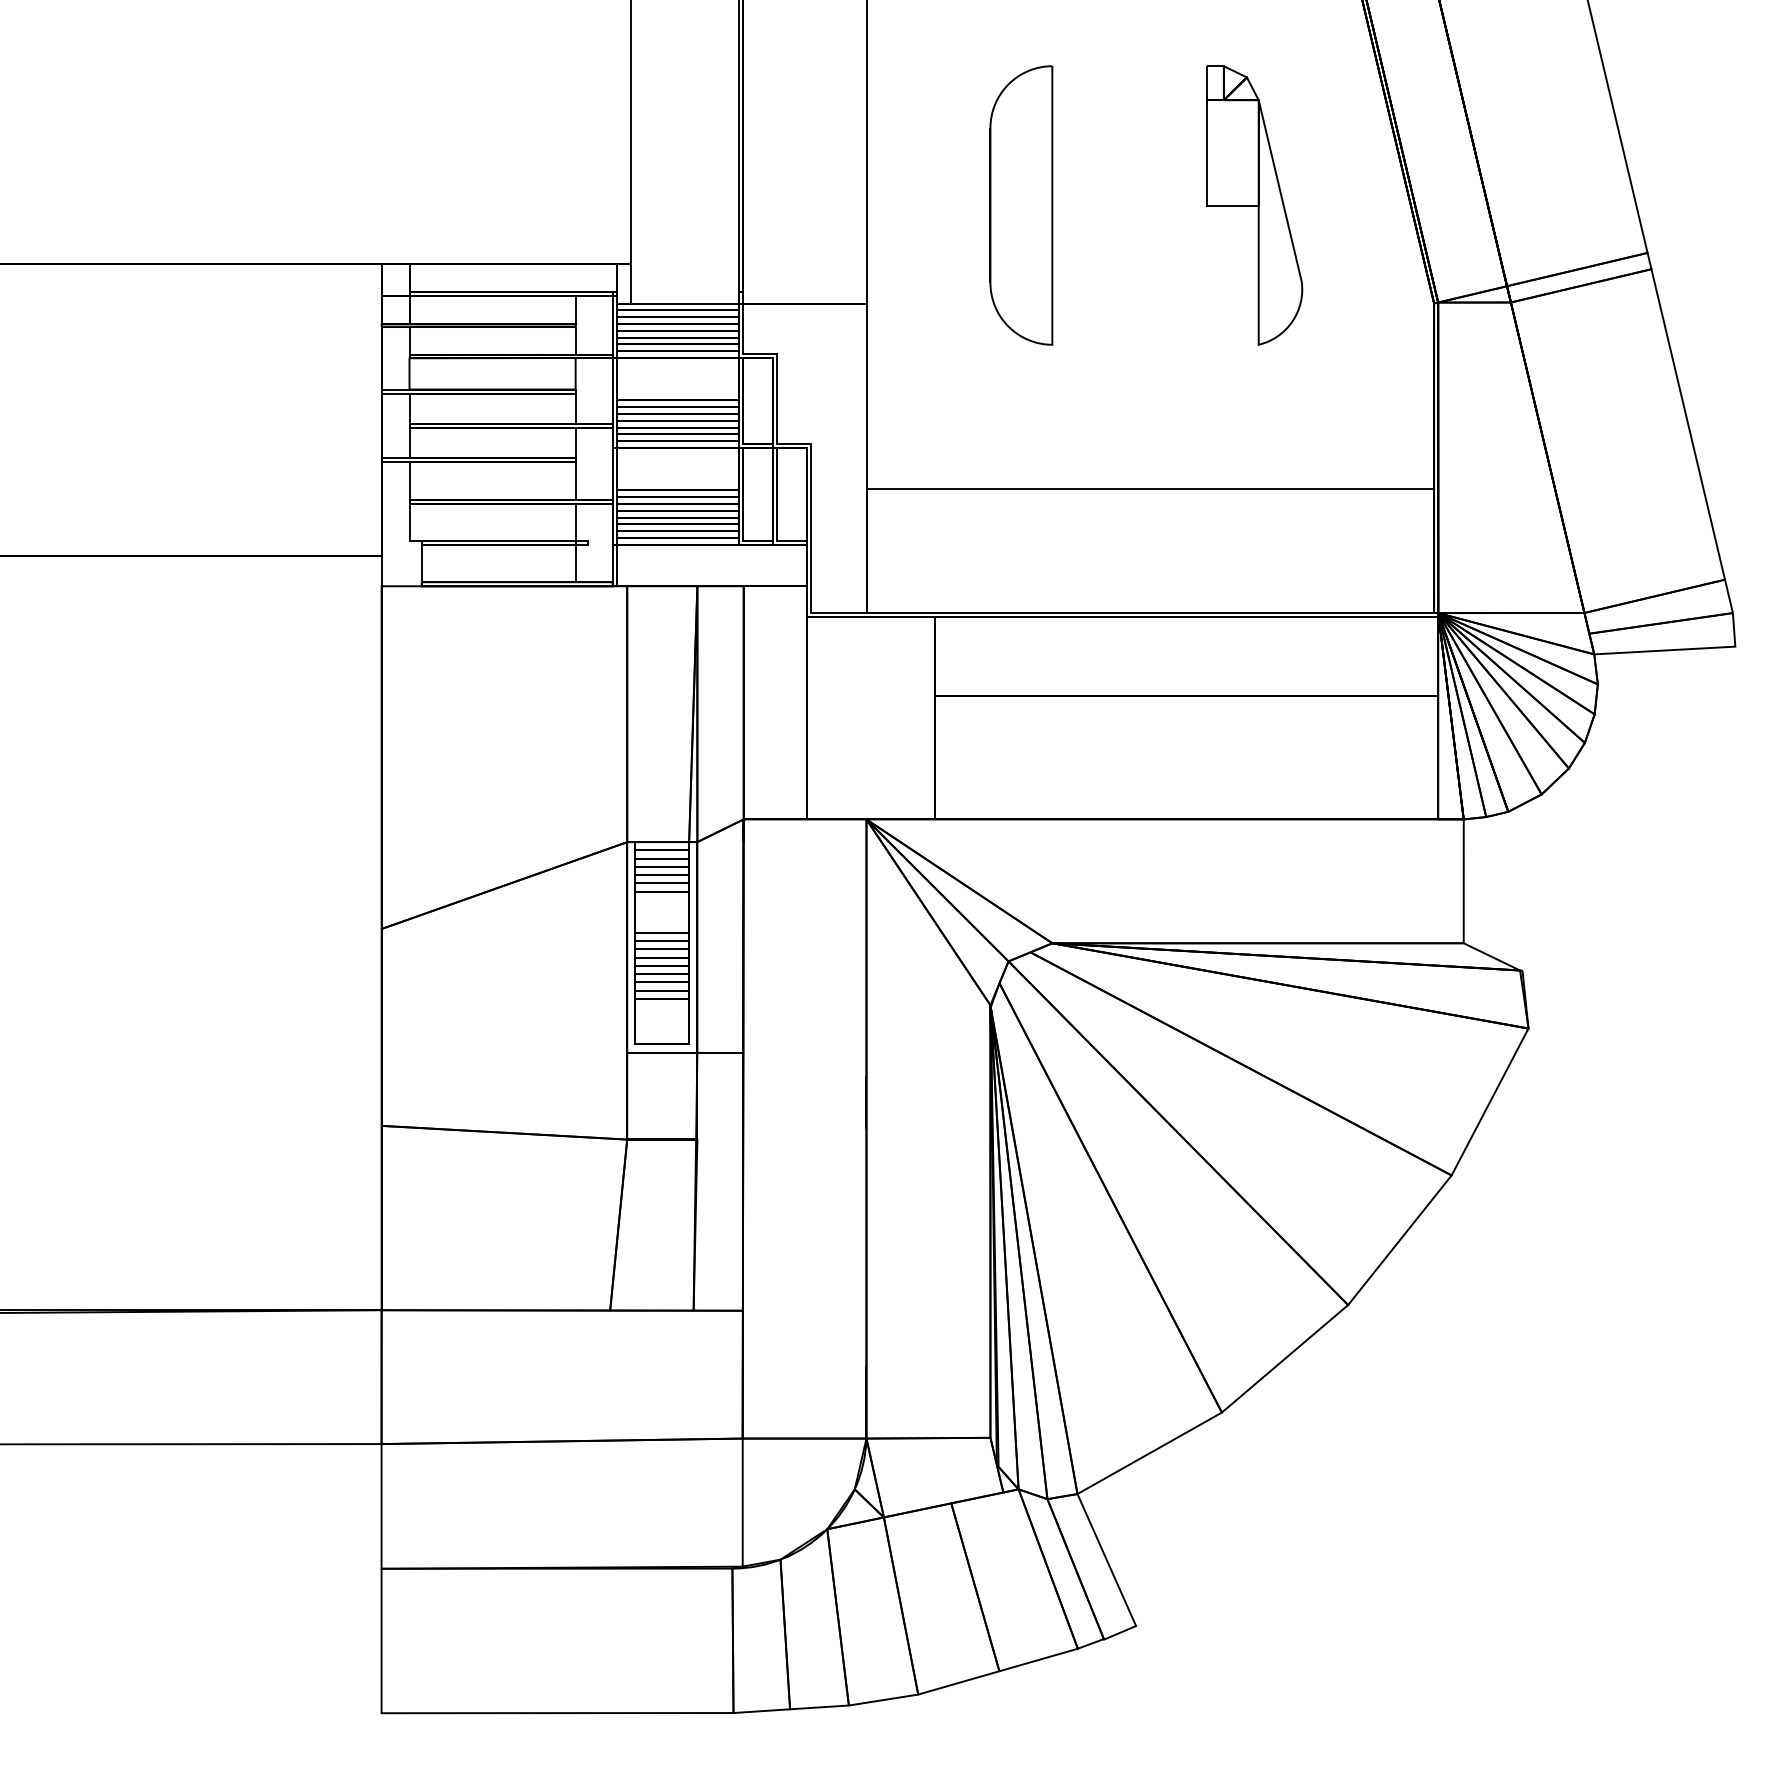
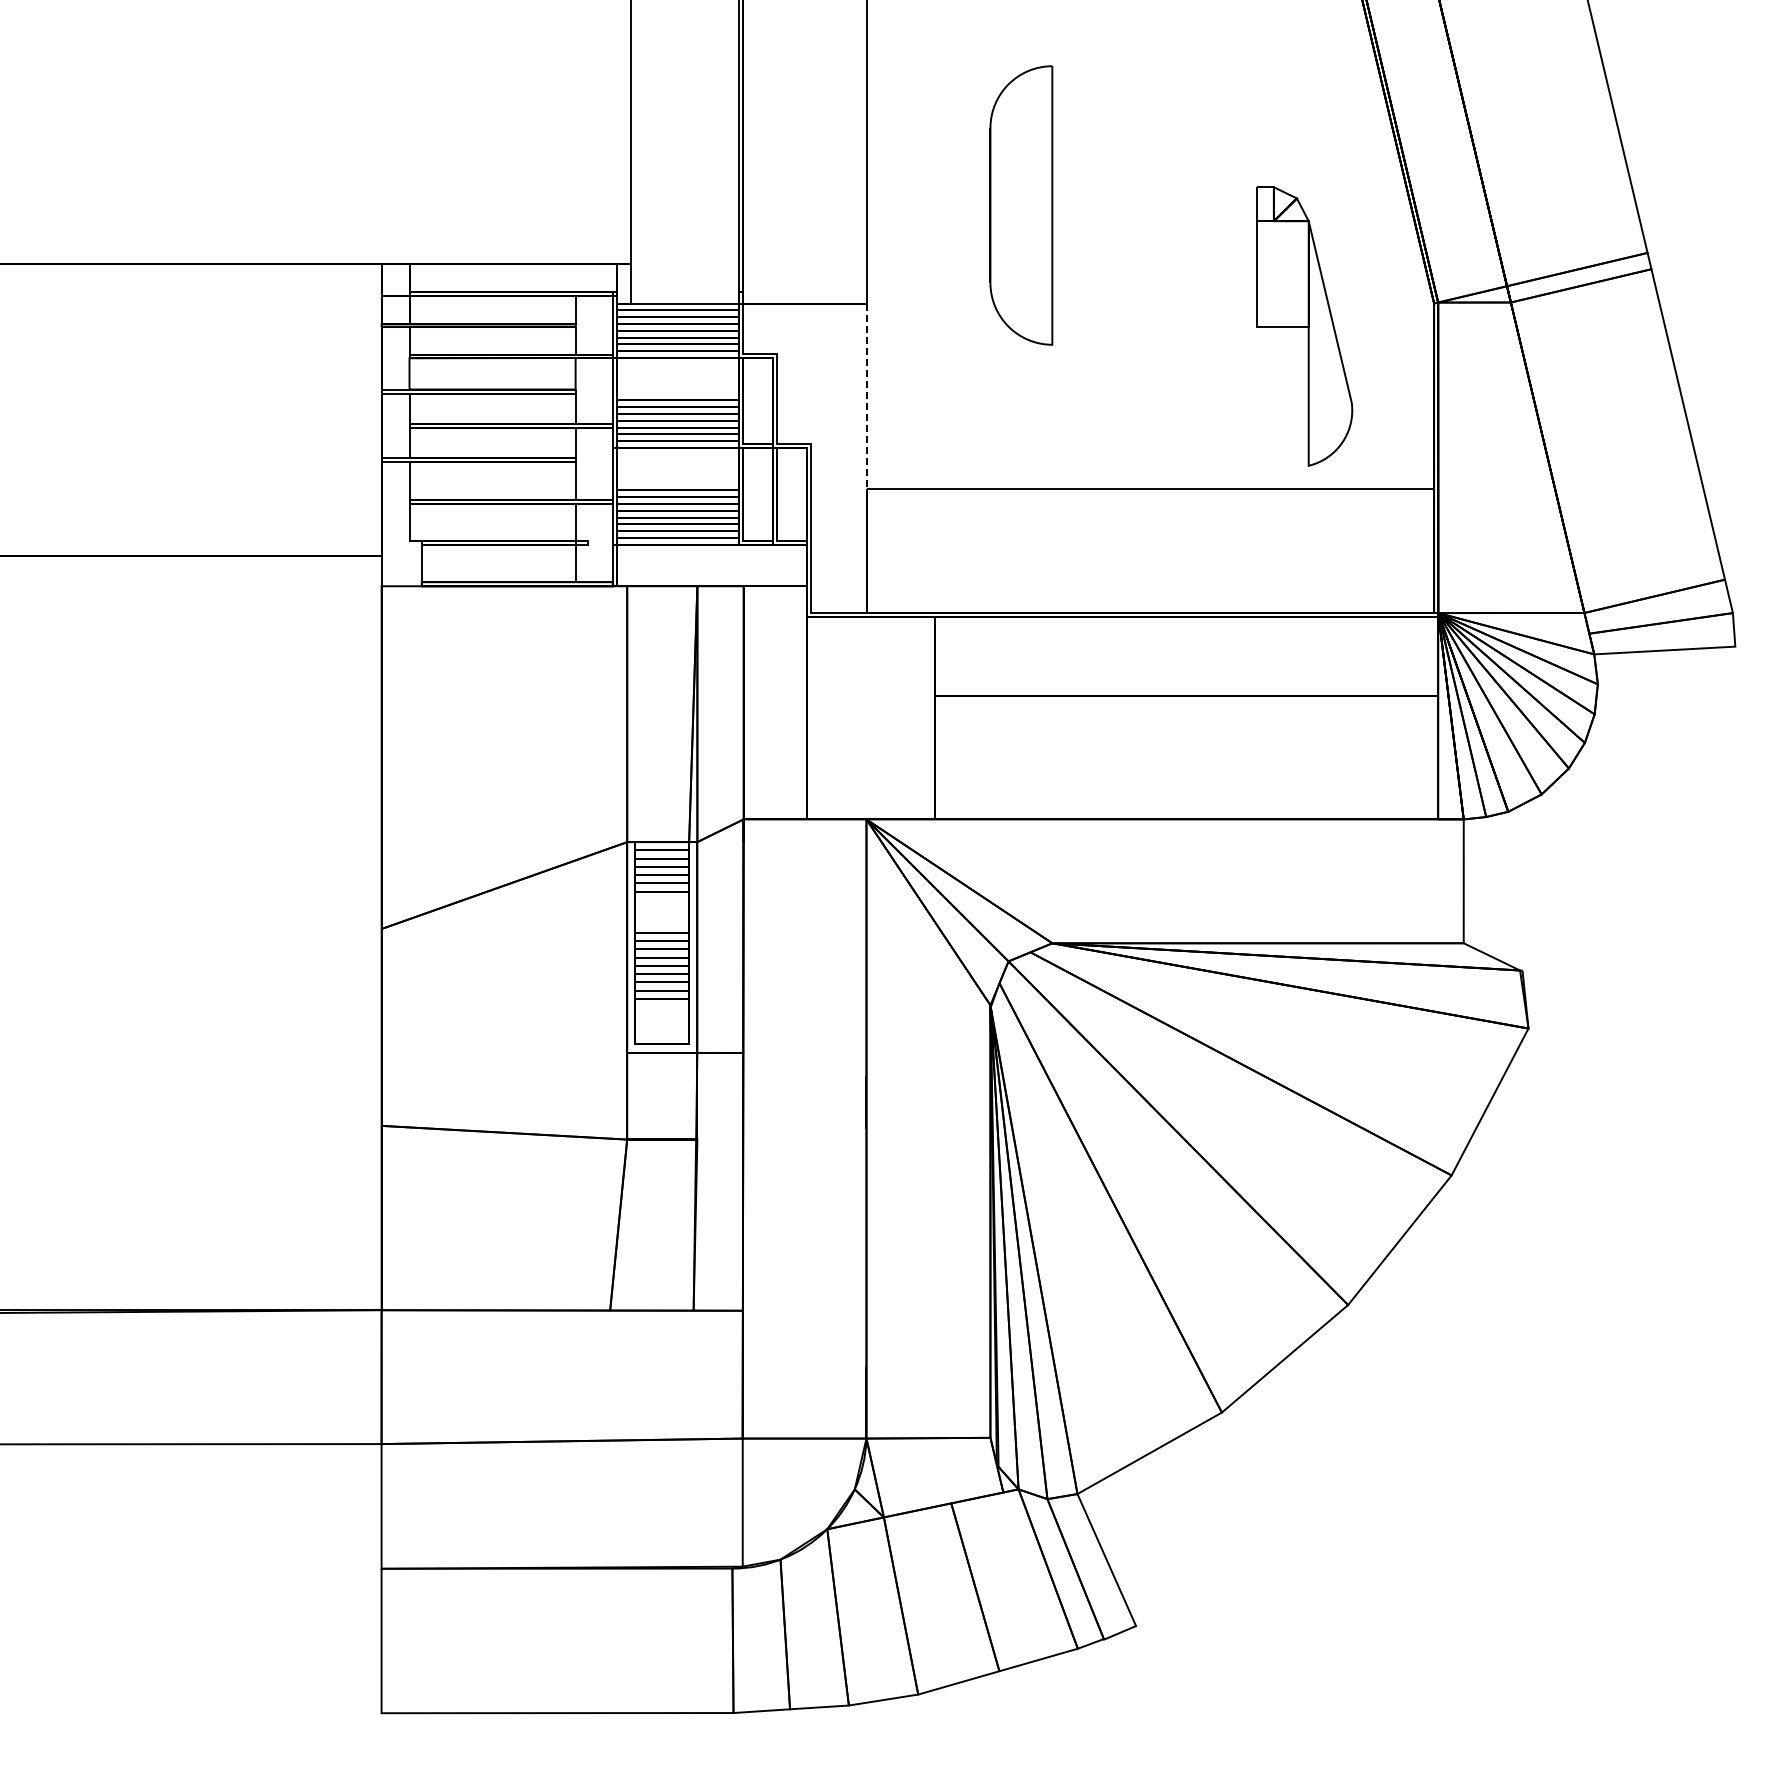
part position: (1254, 205) -> (1304, 326) (1304, 326)
line: solid -> dashed (866, 396)
